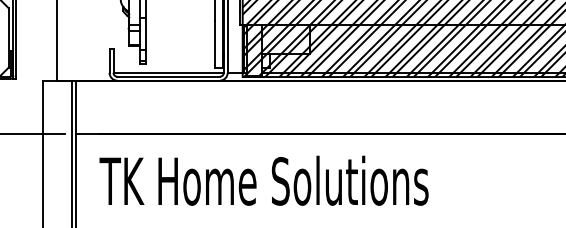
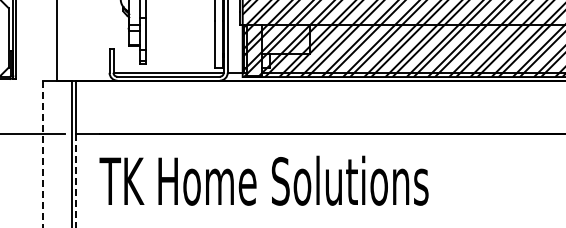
line: solid -> dashed (42, 154)
line: solid -> dashed (76, 181)
